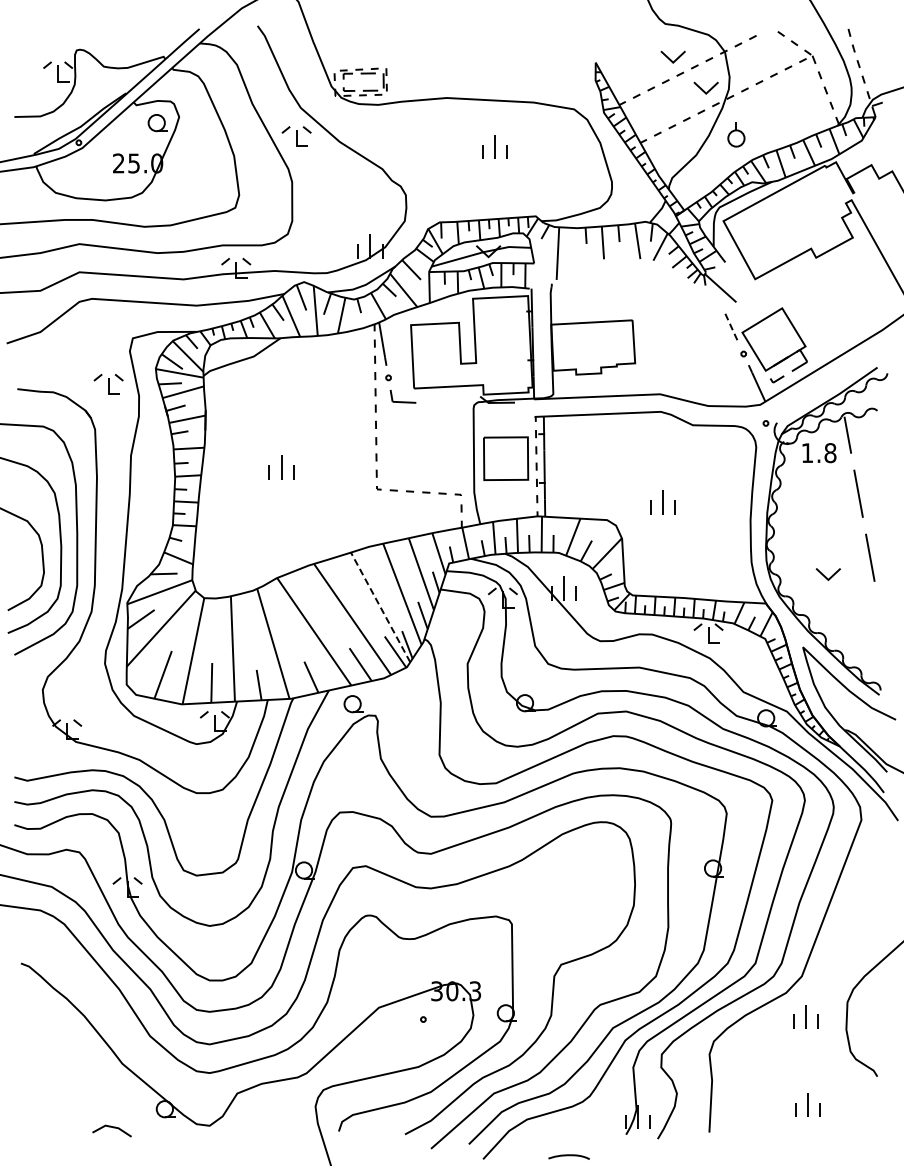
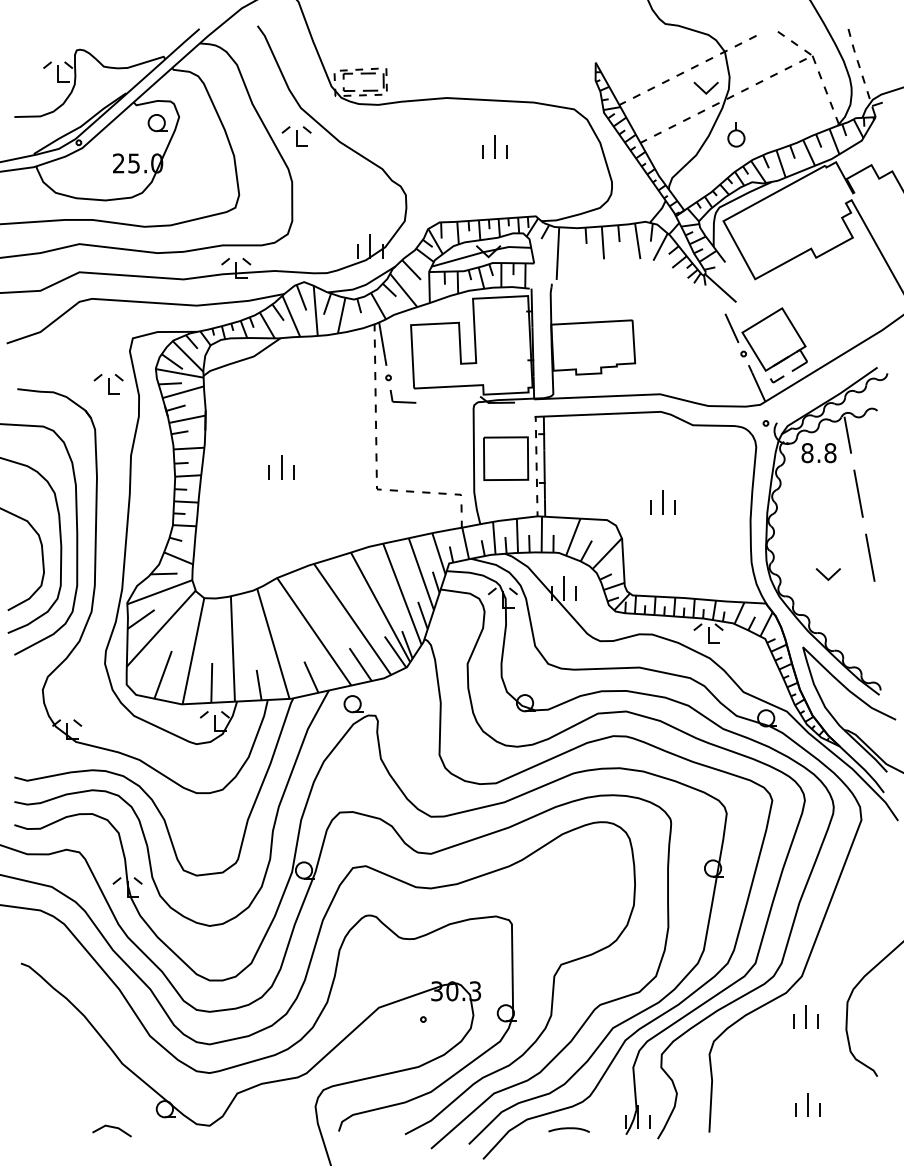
part: present -> none (672, 56)
line: dashed -> solid (732, 328)
text: 1.8 -> 8.8 (807, 453)
line: dashed -> solid (380, 606)
curve position: (568, 1156) -> (568, 1129) (568, 1129)
